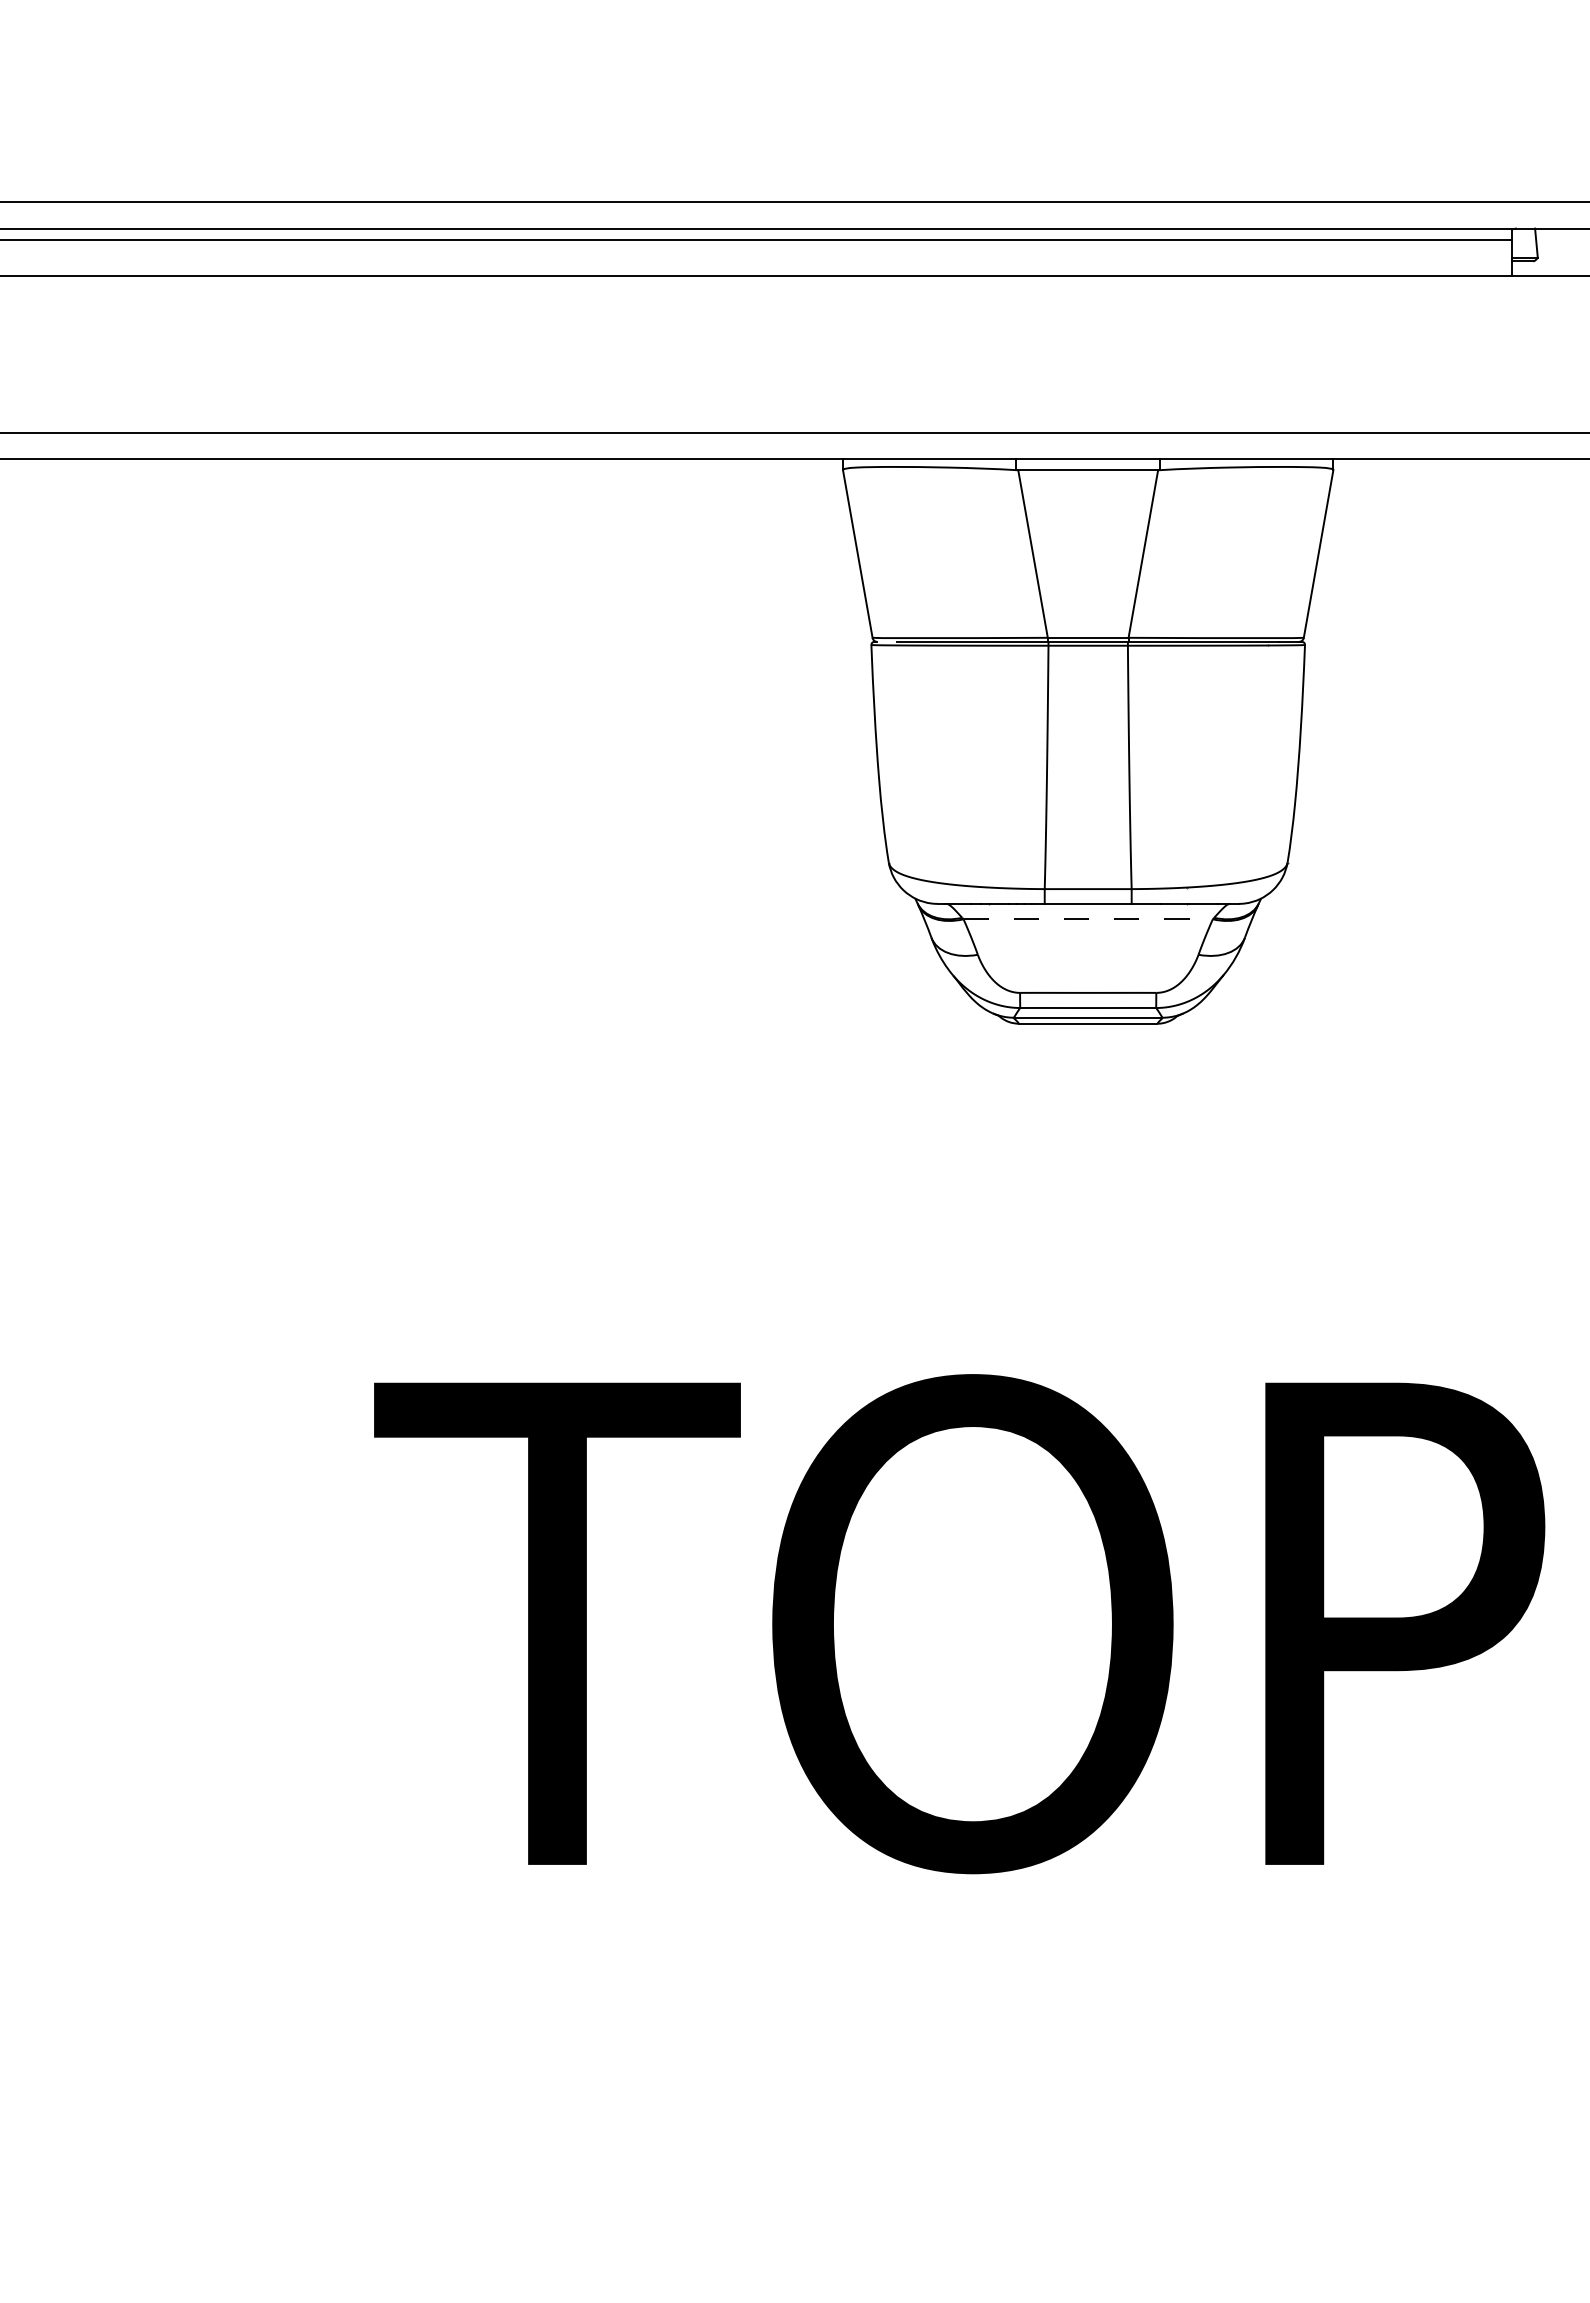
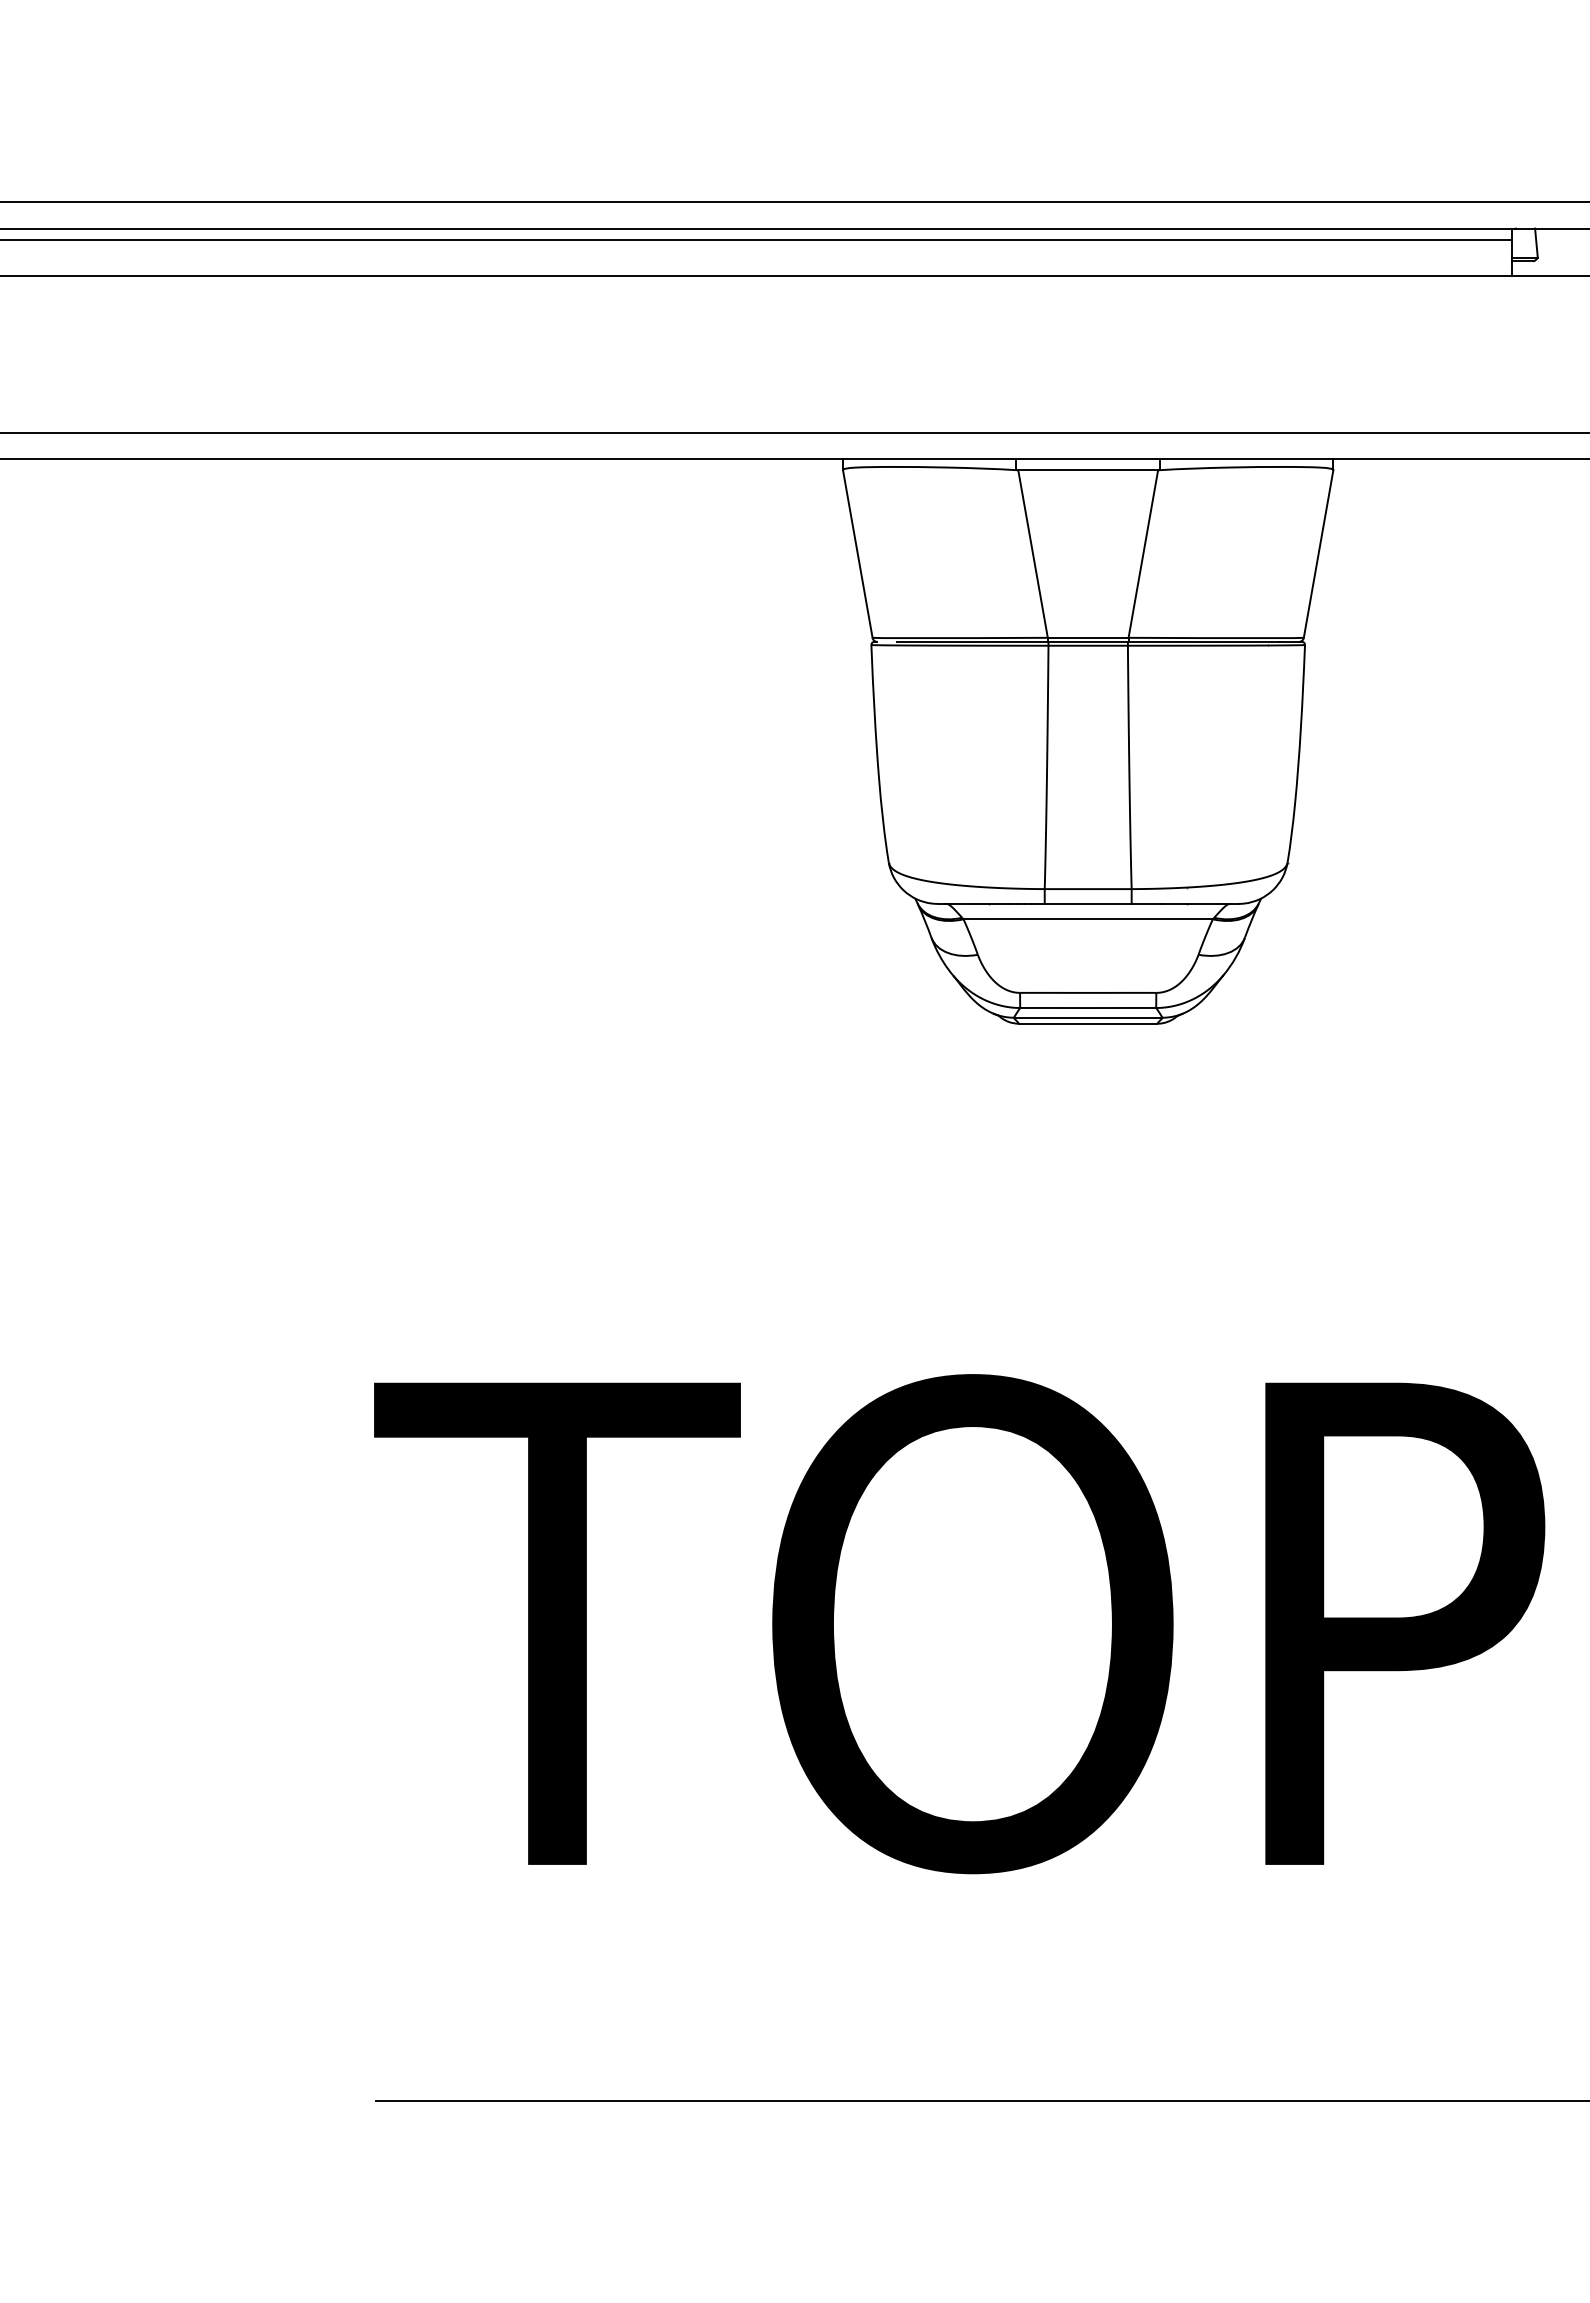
line: dashed -> solid (1088, 919)
line: none -> present (980, 2100)
